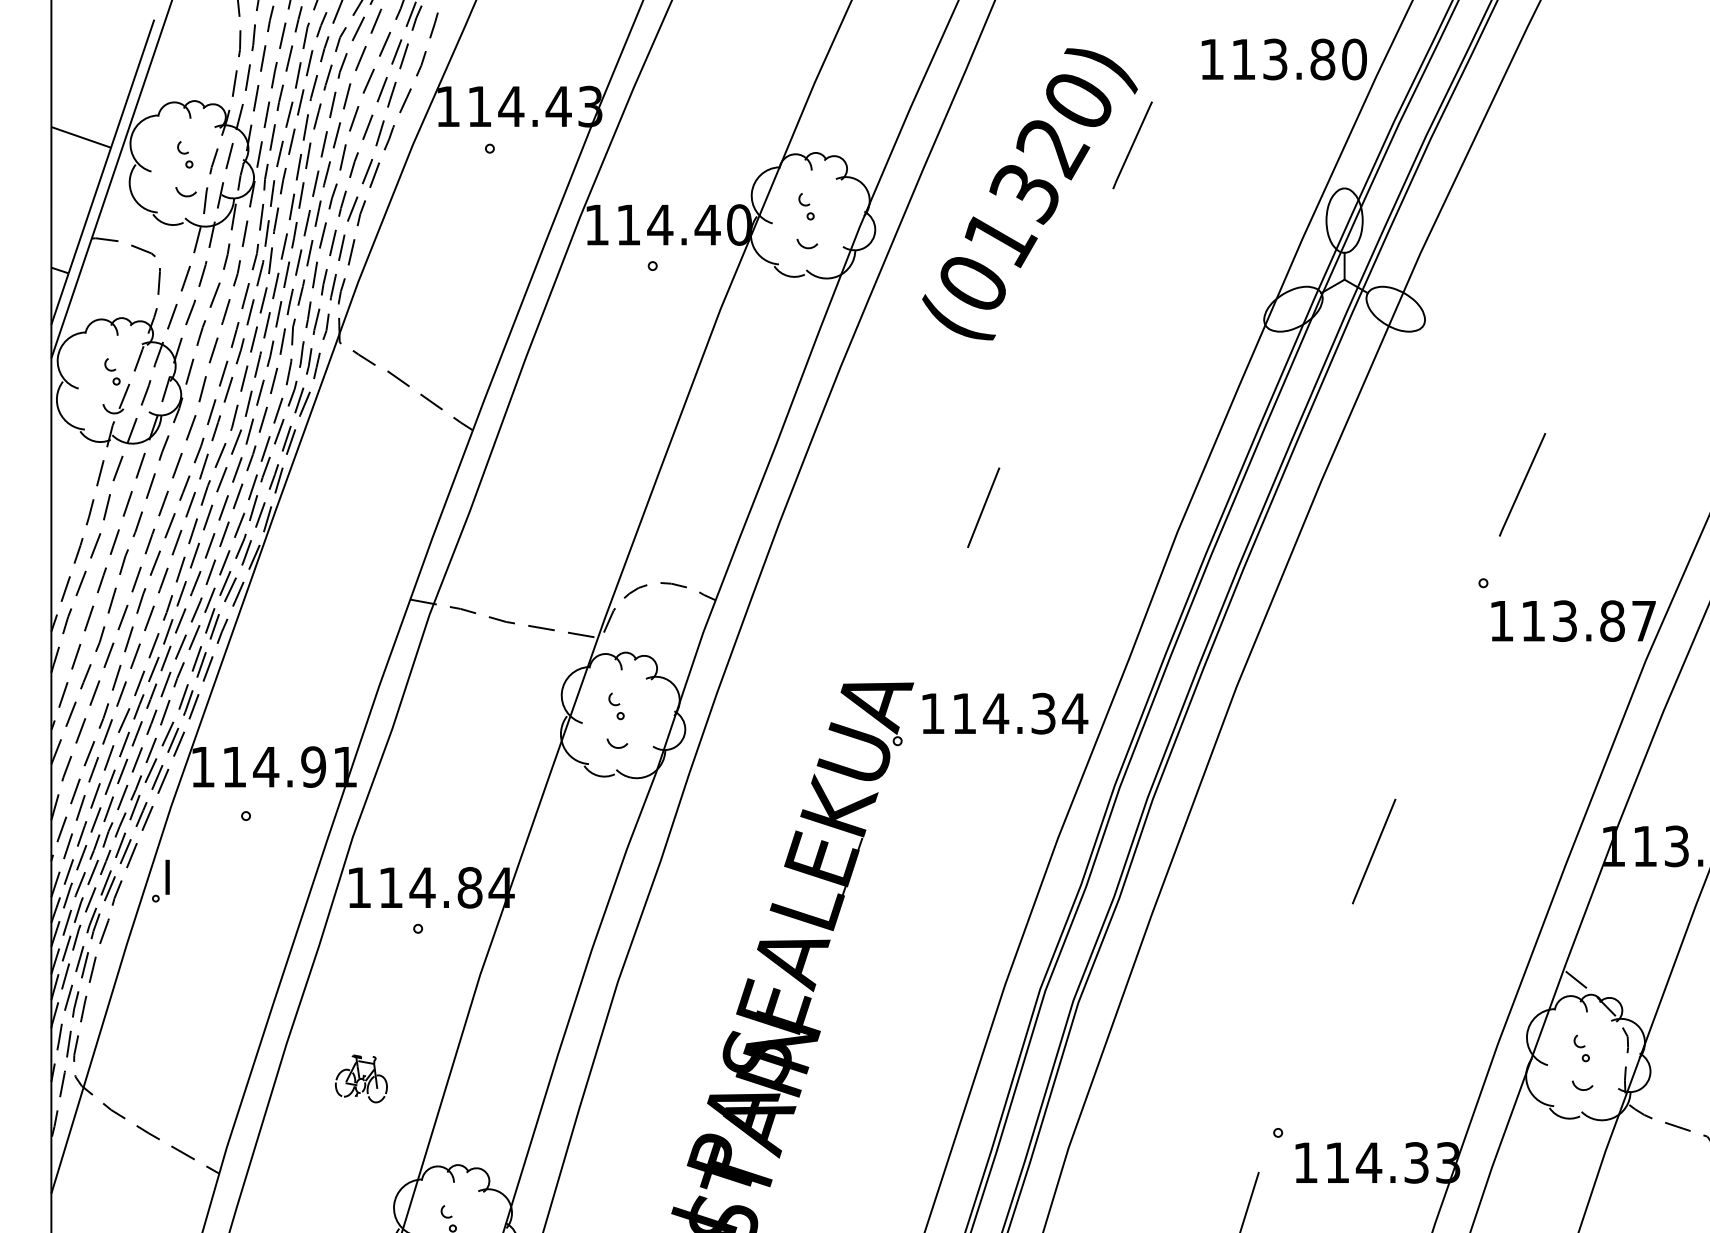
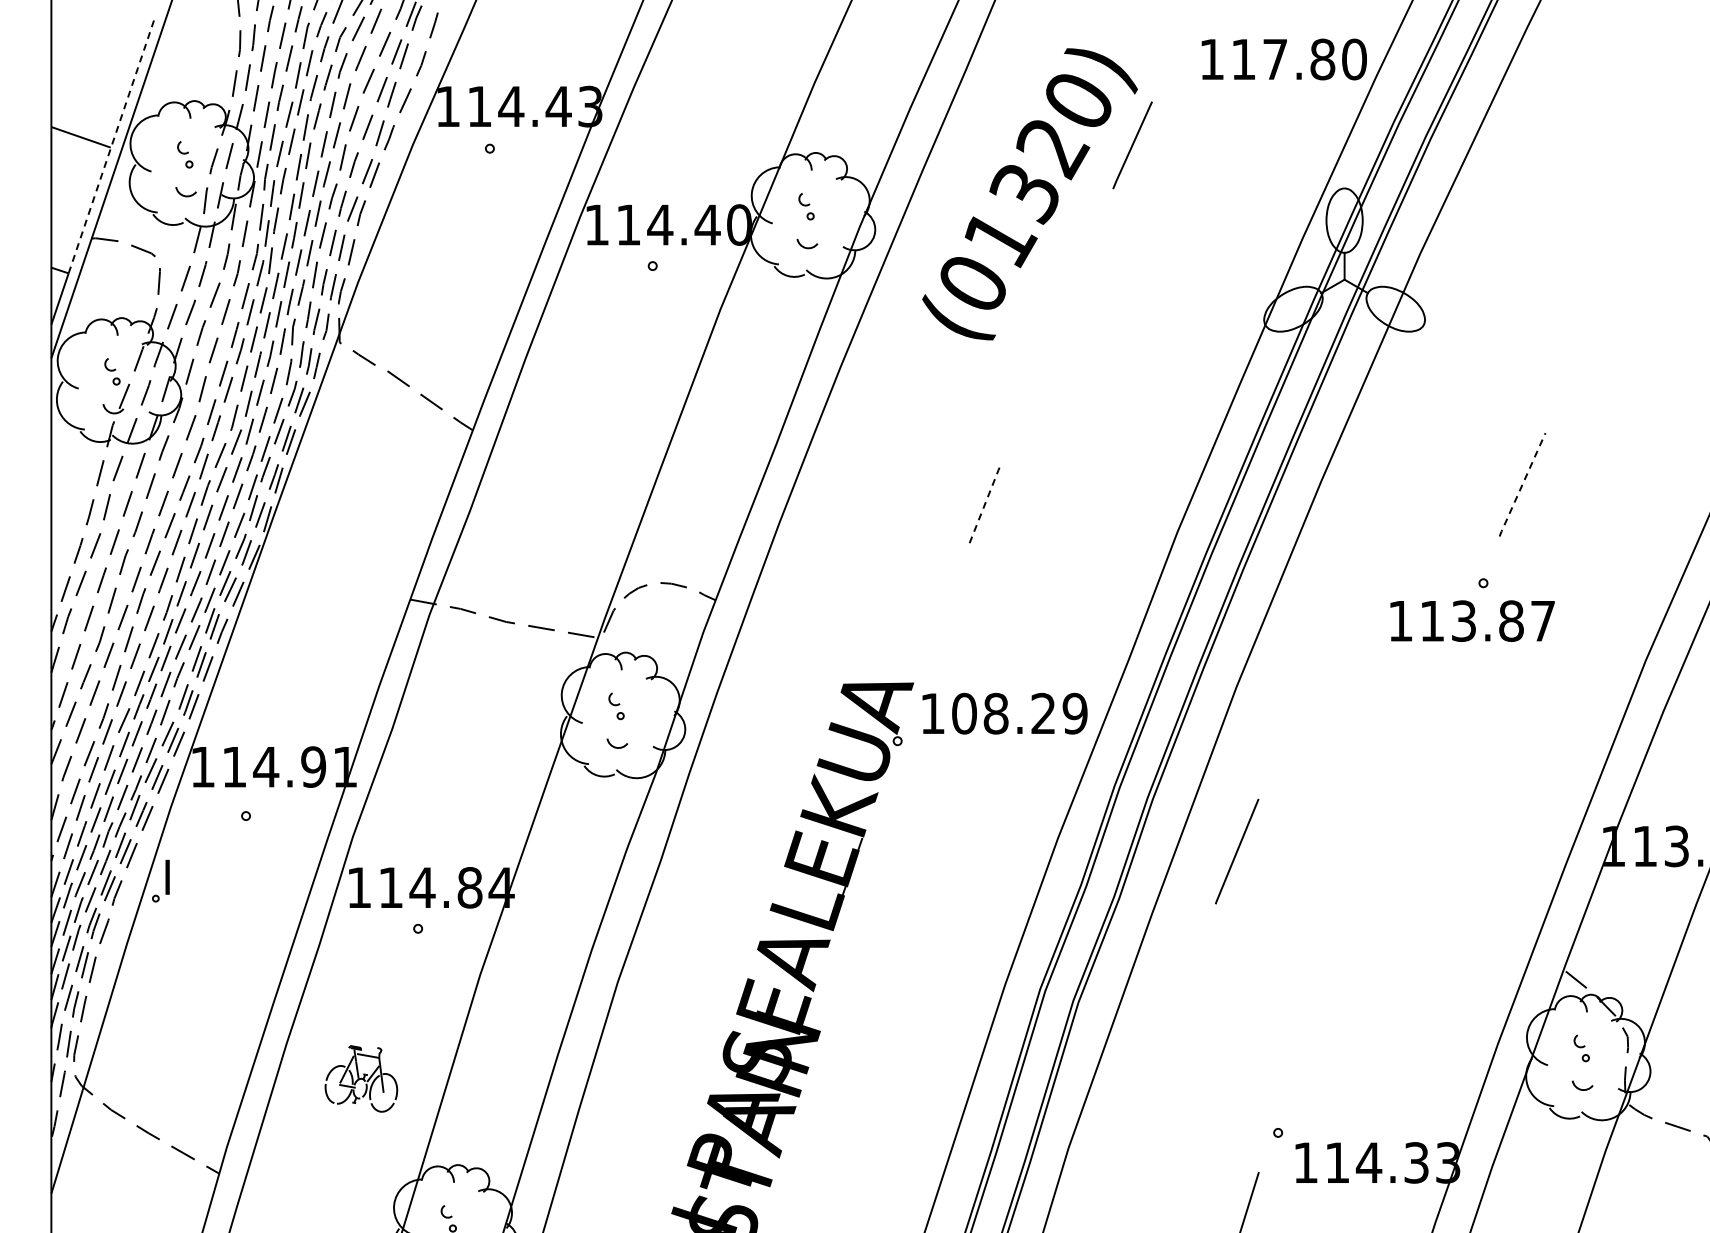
text: 113.80 -> 117.80 (1275, 59)
line: solid -> dashed (111, 146)
line: solid -> dashed (1522, 485)
line: solid -> dashed (983, 508)
text position: (1573, 620) -> (1472, 620) (1472, 620)
text: 114.34 -> 108.29 (1020, 713)
line position: (1374, 851) -> (1237, 851) (1237, 851)
part size: 53x50 px -> 75x68 px (361, 1078)
